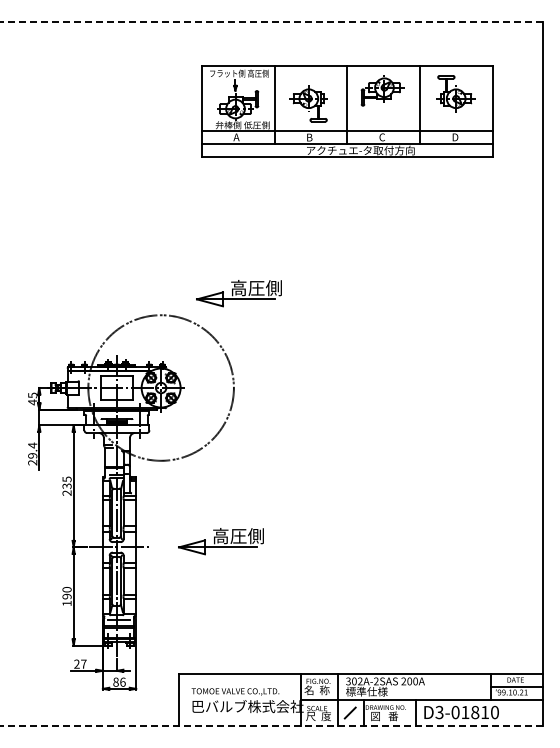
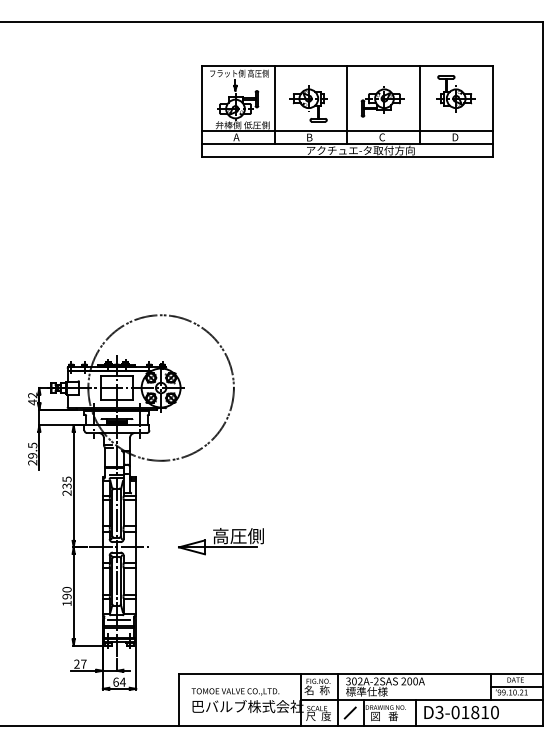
line: dashed -> solid (271, 22)
part position: (382, 90) -> (382, 101) (382, 101)
part: present -> none (238, 293)
text: 45 -> 42 (32, 395)
text: 29.4 -> 29.5 (32, 445)
text: 86 -> 64 (119, 681)
line: dashed -> solid (271, 725)
